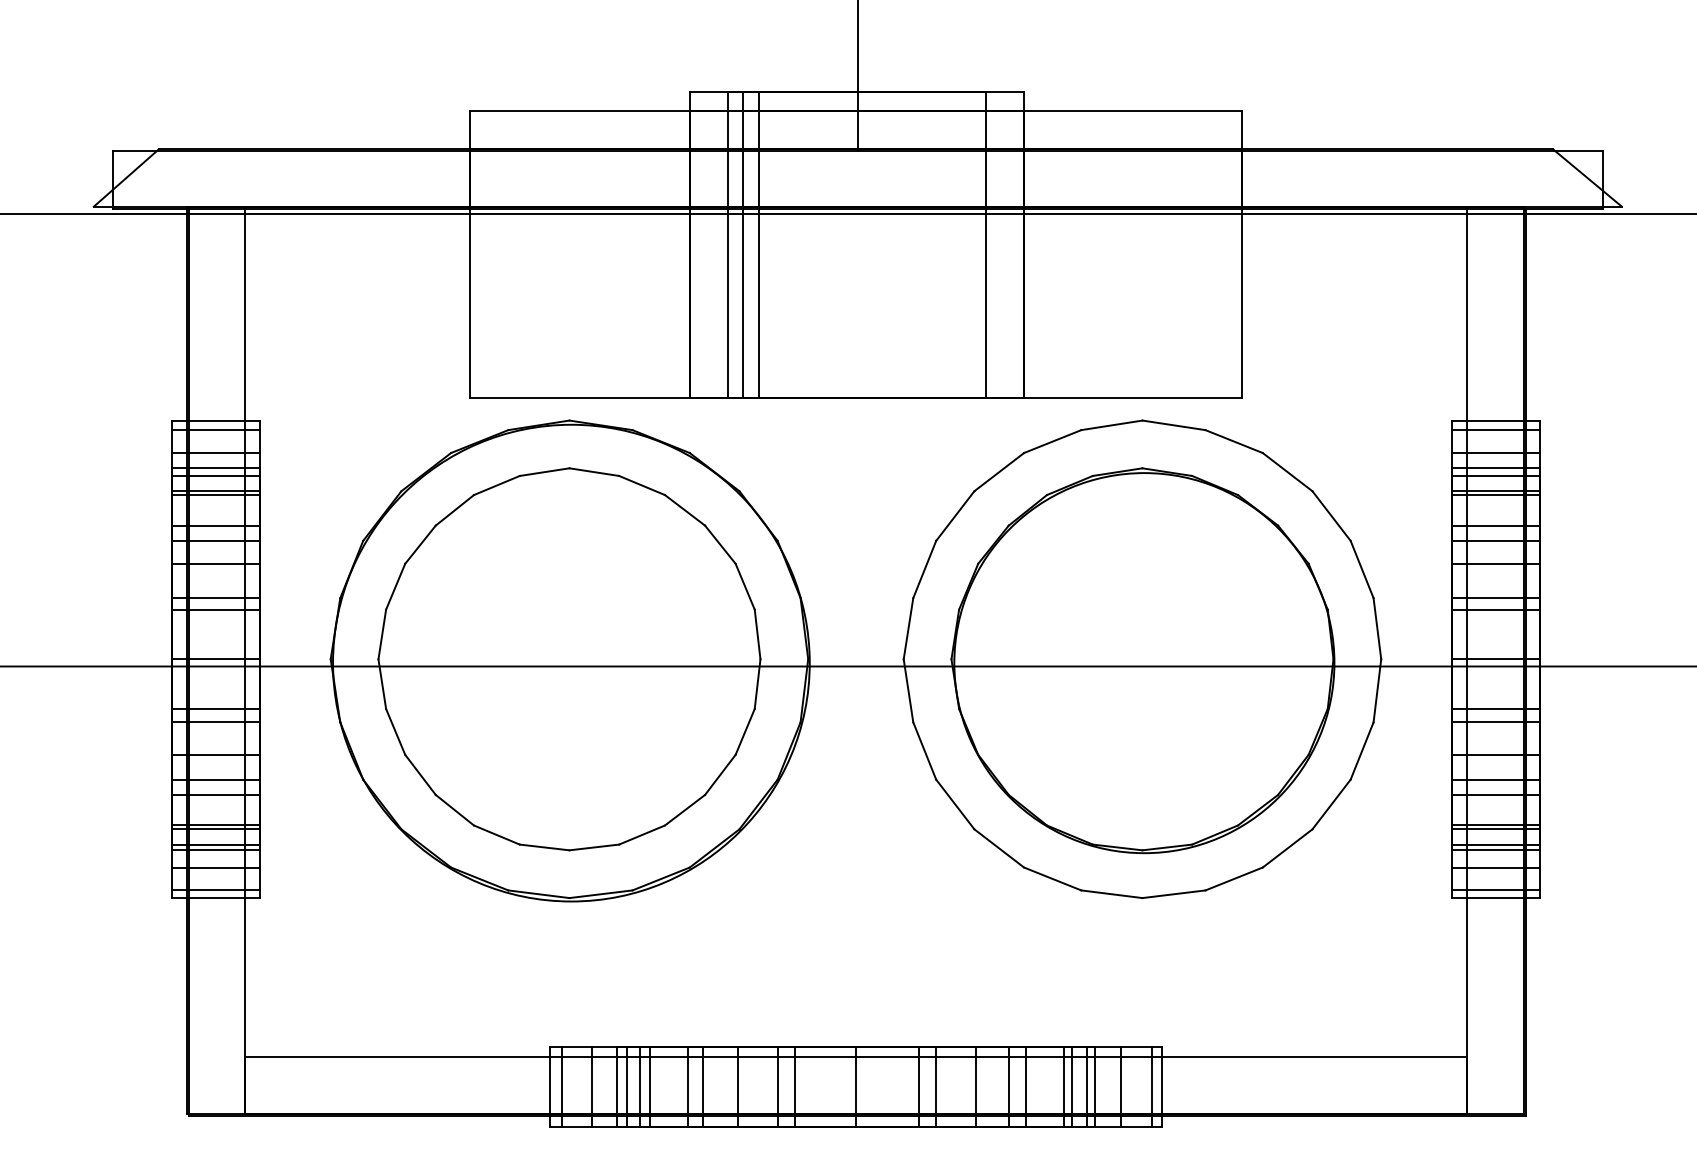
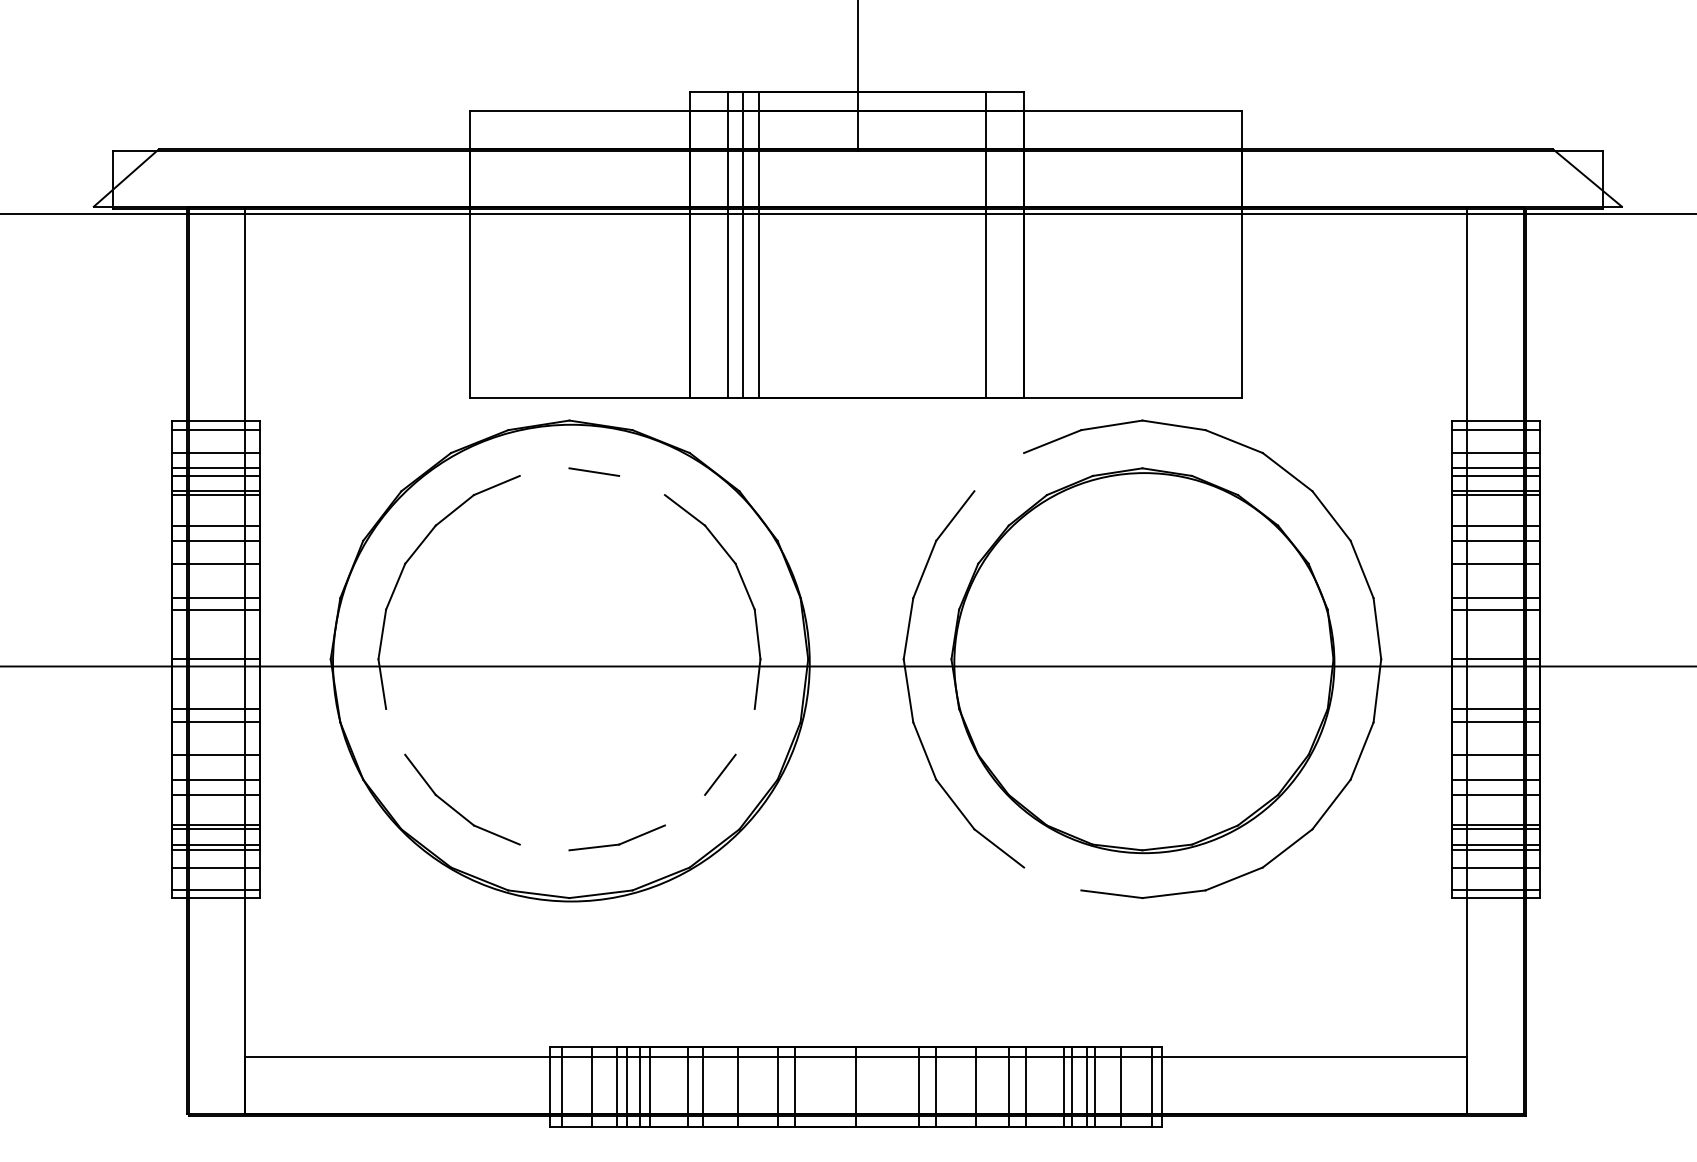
line: present -> none (544, 471)
line: present -> none (999, 472)
line: present -> none (641, 485)
line: present -> none (395, 731)
line: present -> none (744, 731)
line: present -> none (684, 809)
line: present -> none (544, 847)
line: present -> none (1052, 878)
